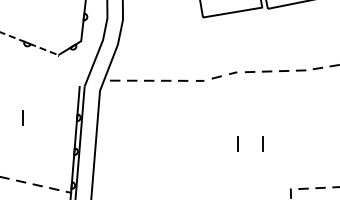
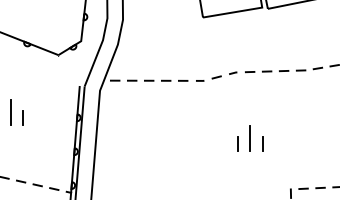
line: dashed -> solid (29, 43)
line: none -> present (10, 112)
line: none -> present (250, 138)
